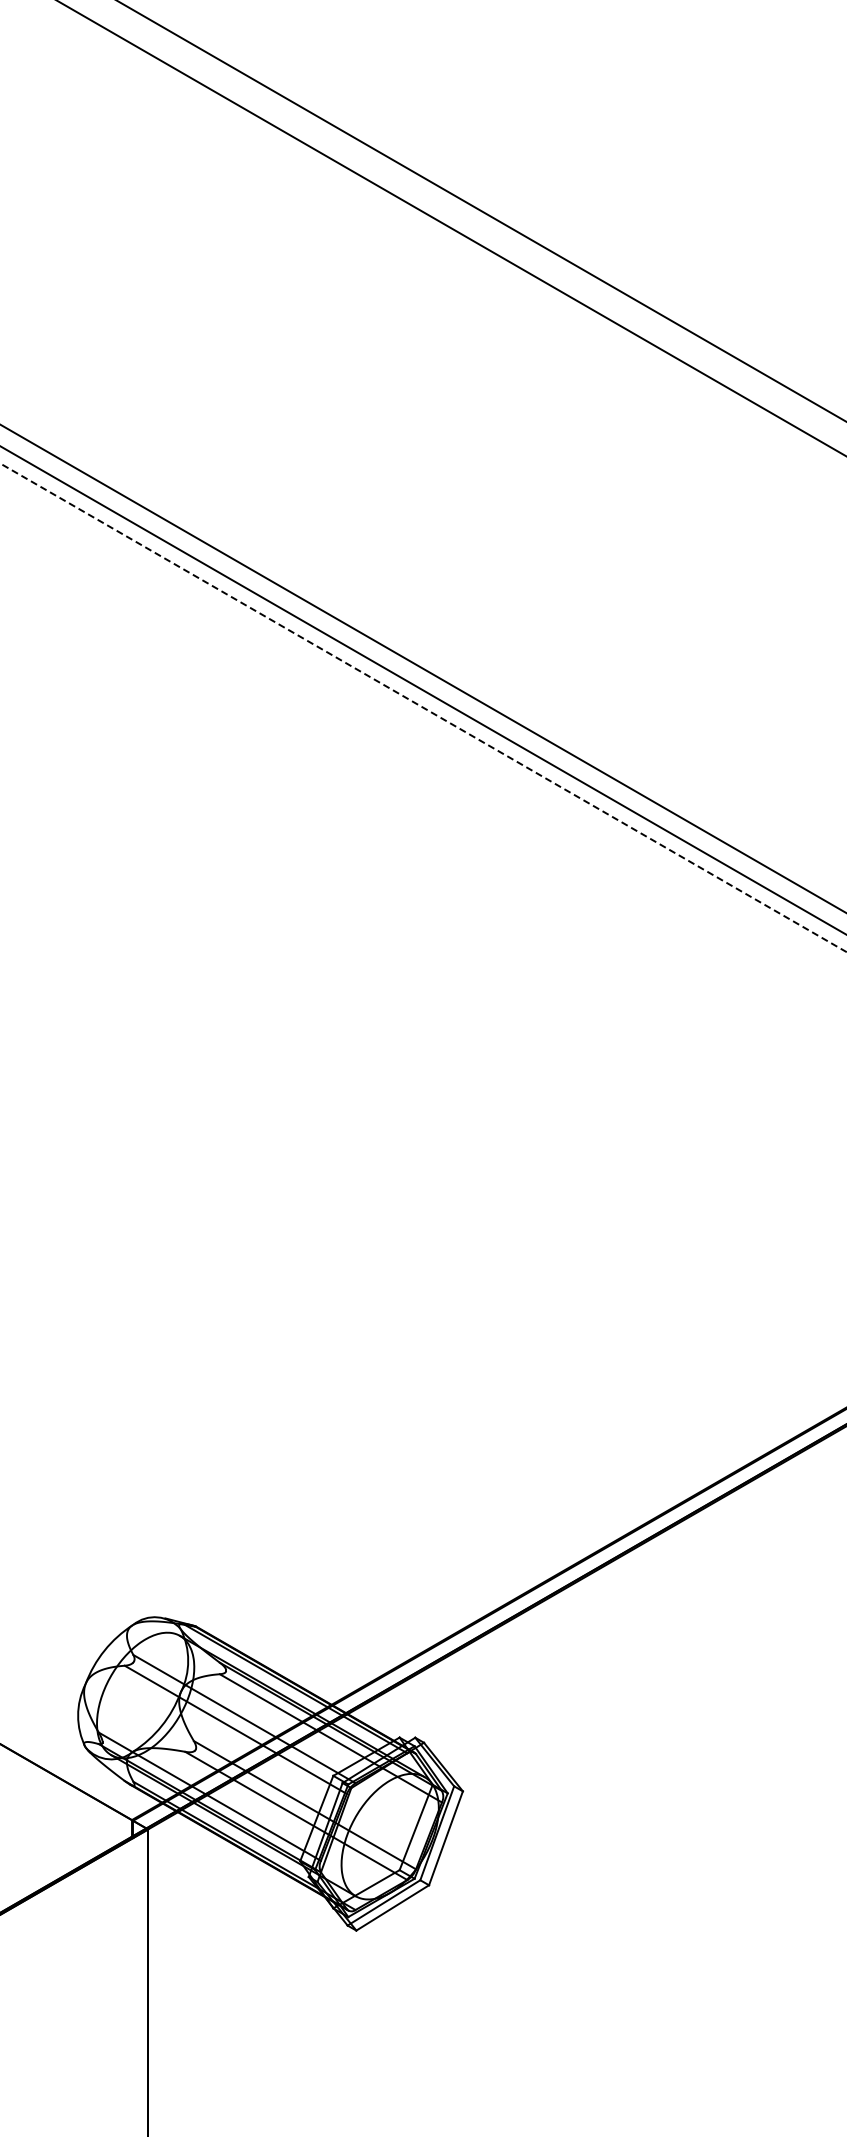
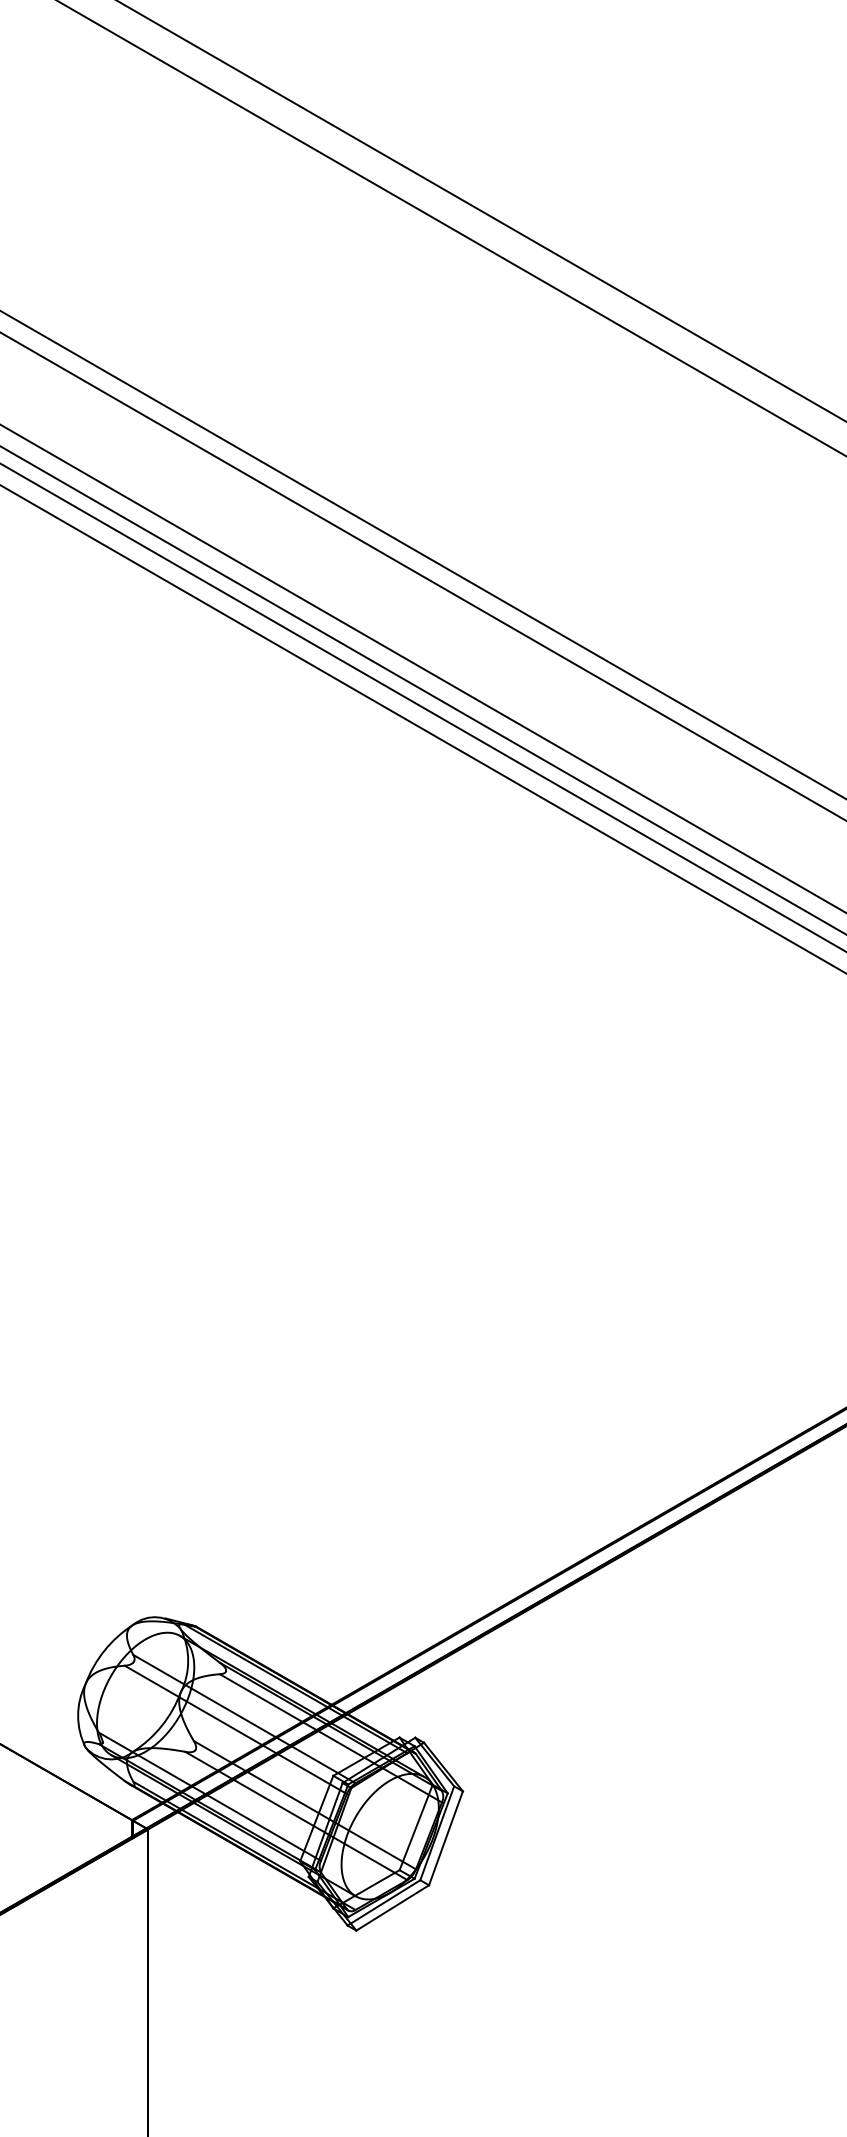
line: none -> present (422, 554)
line: none -> present (422, 576)
line: dashed -> solid (423, 707)
line: none -> present (422, 728)
